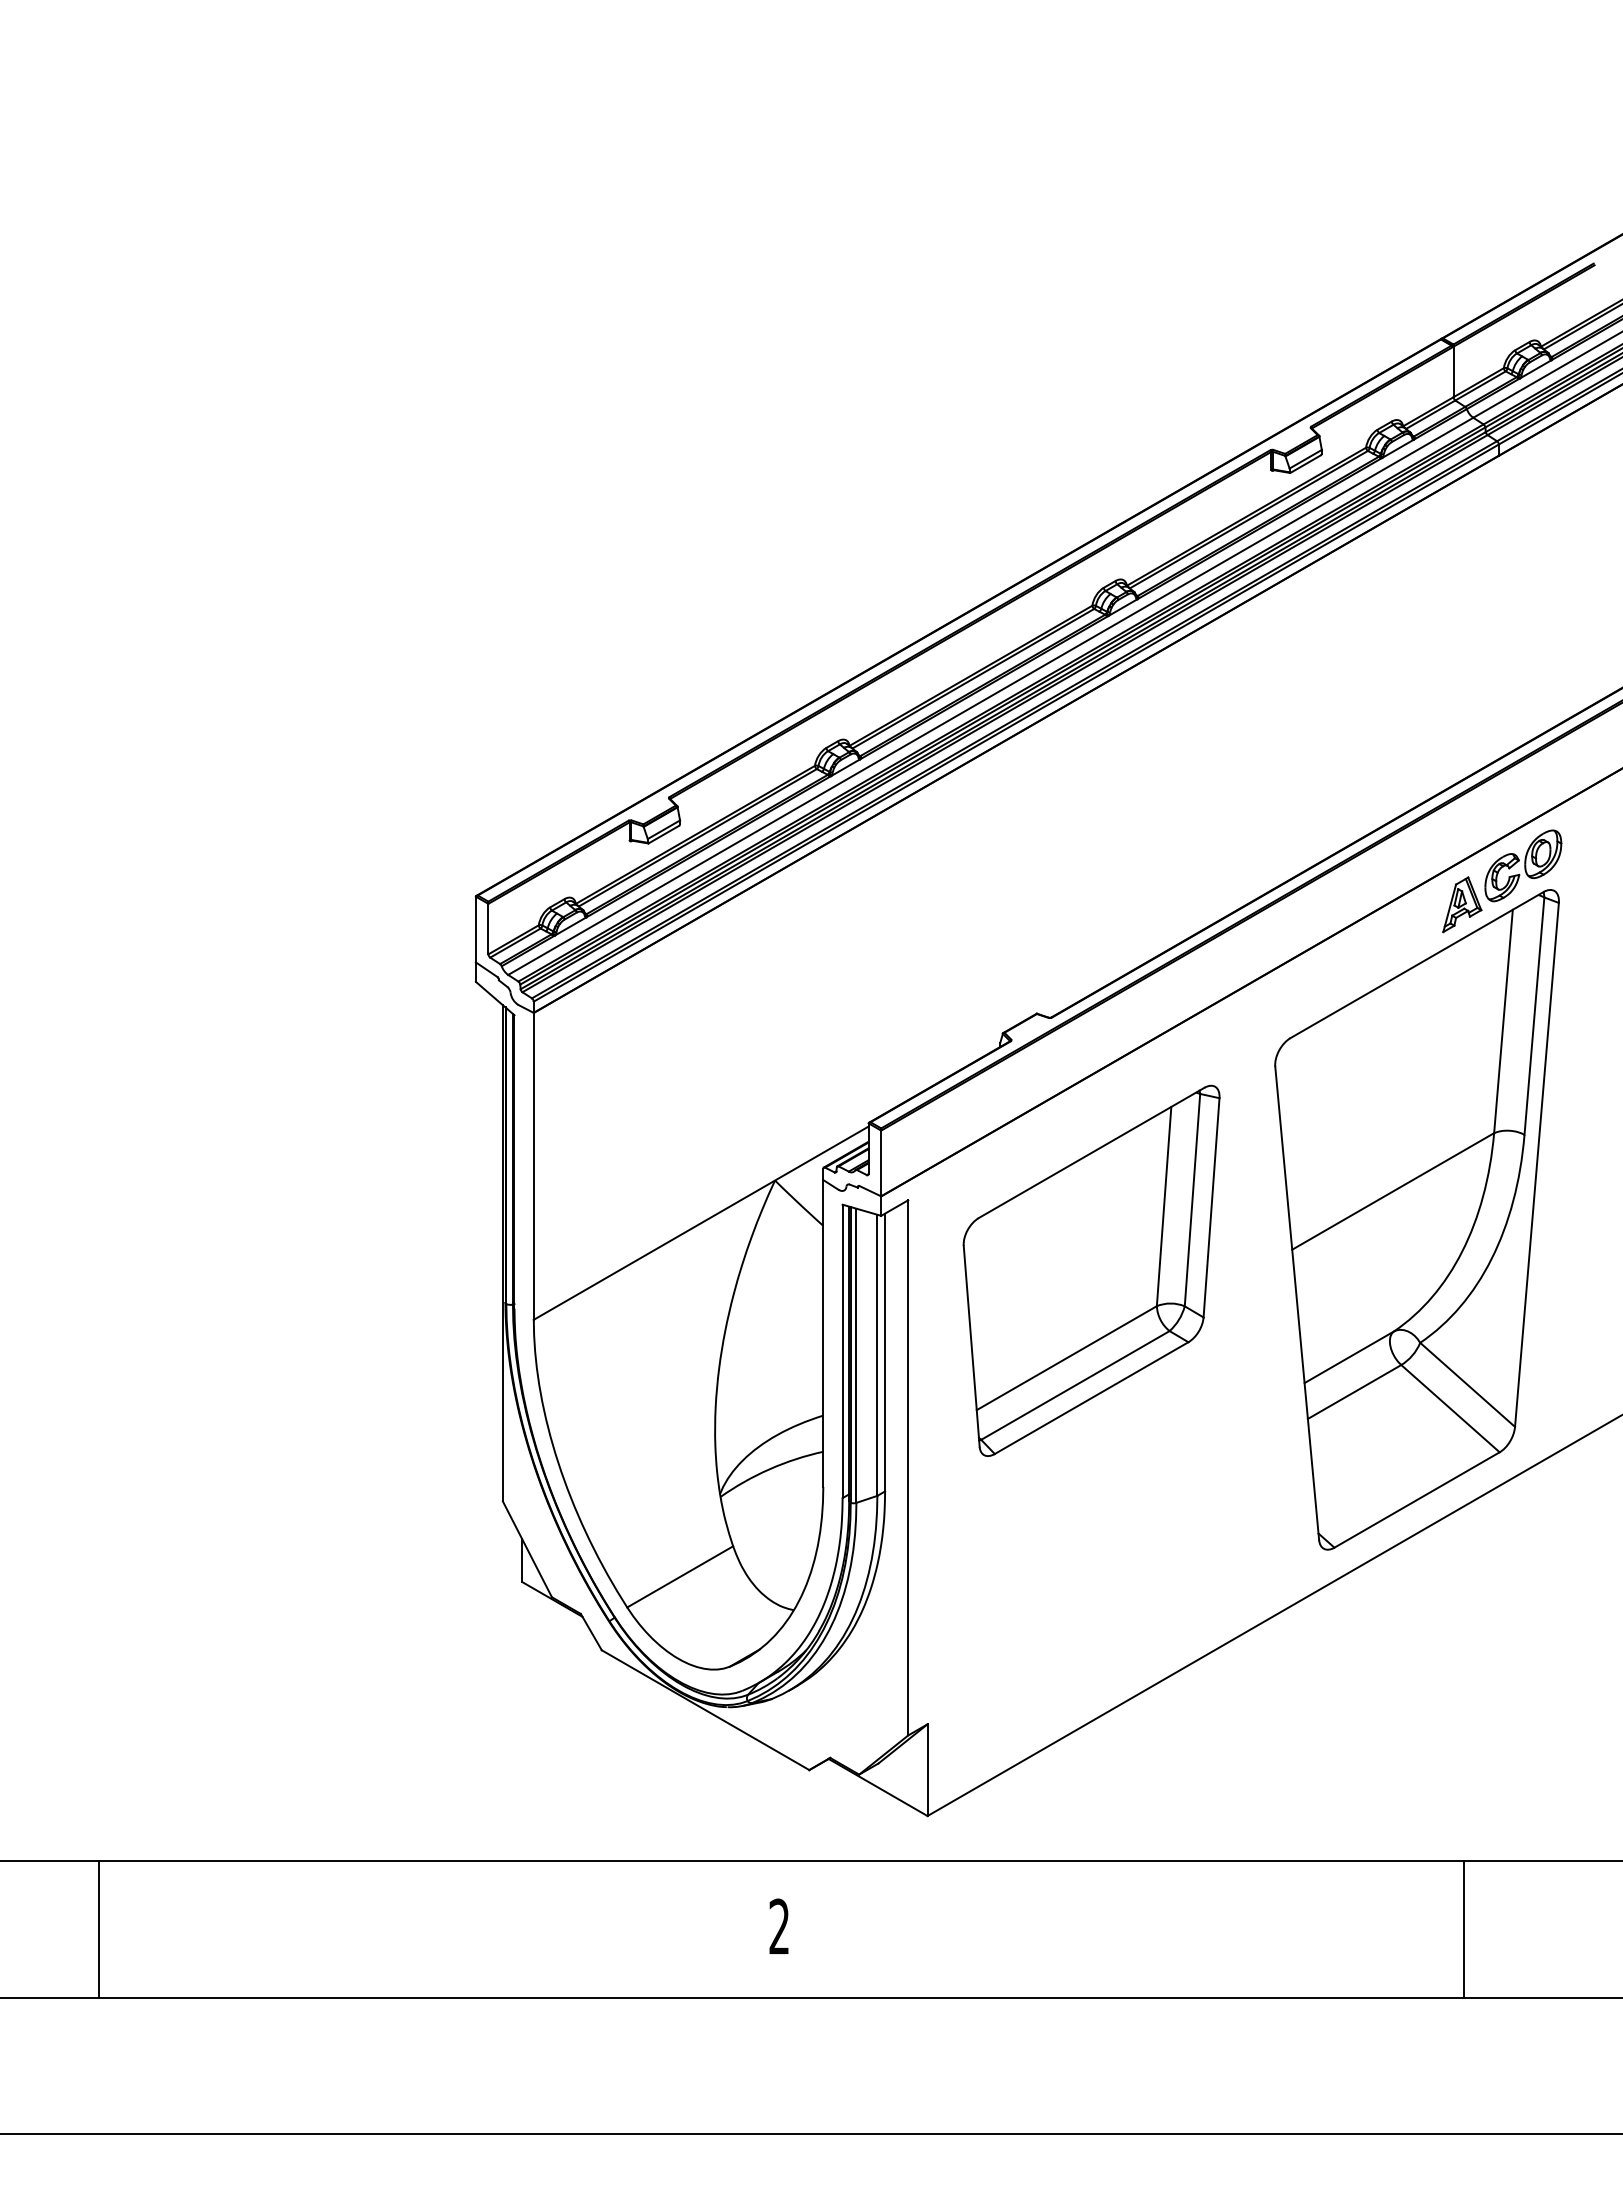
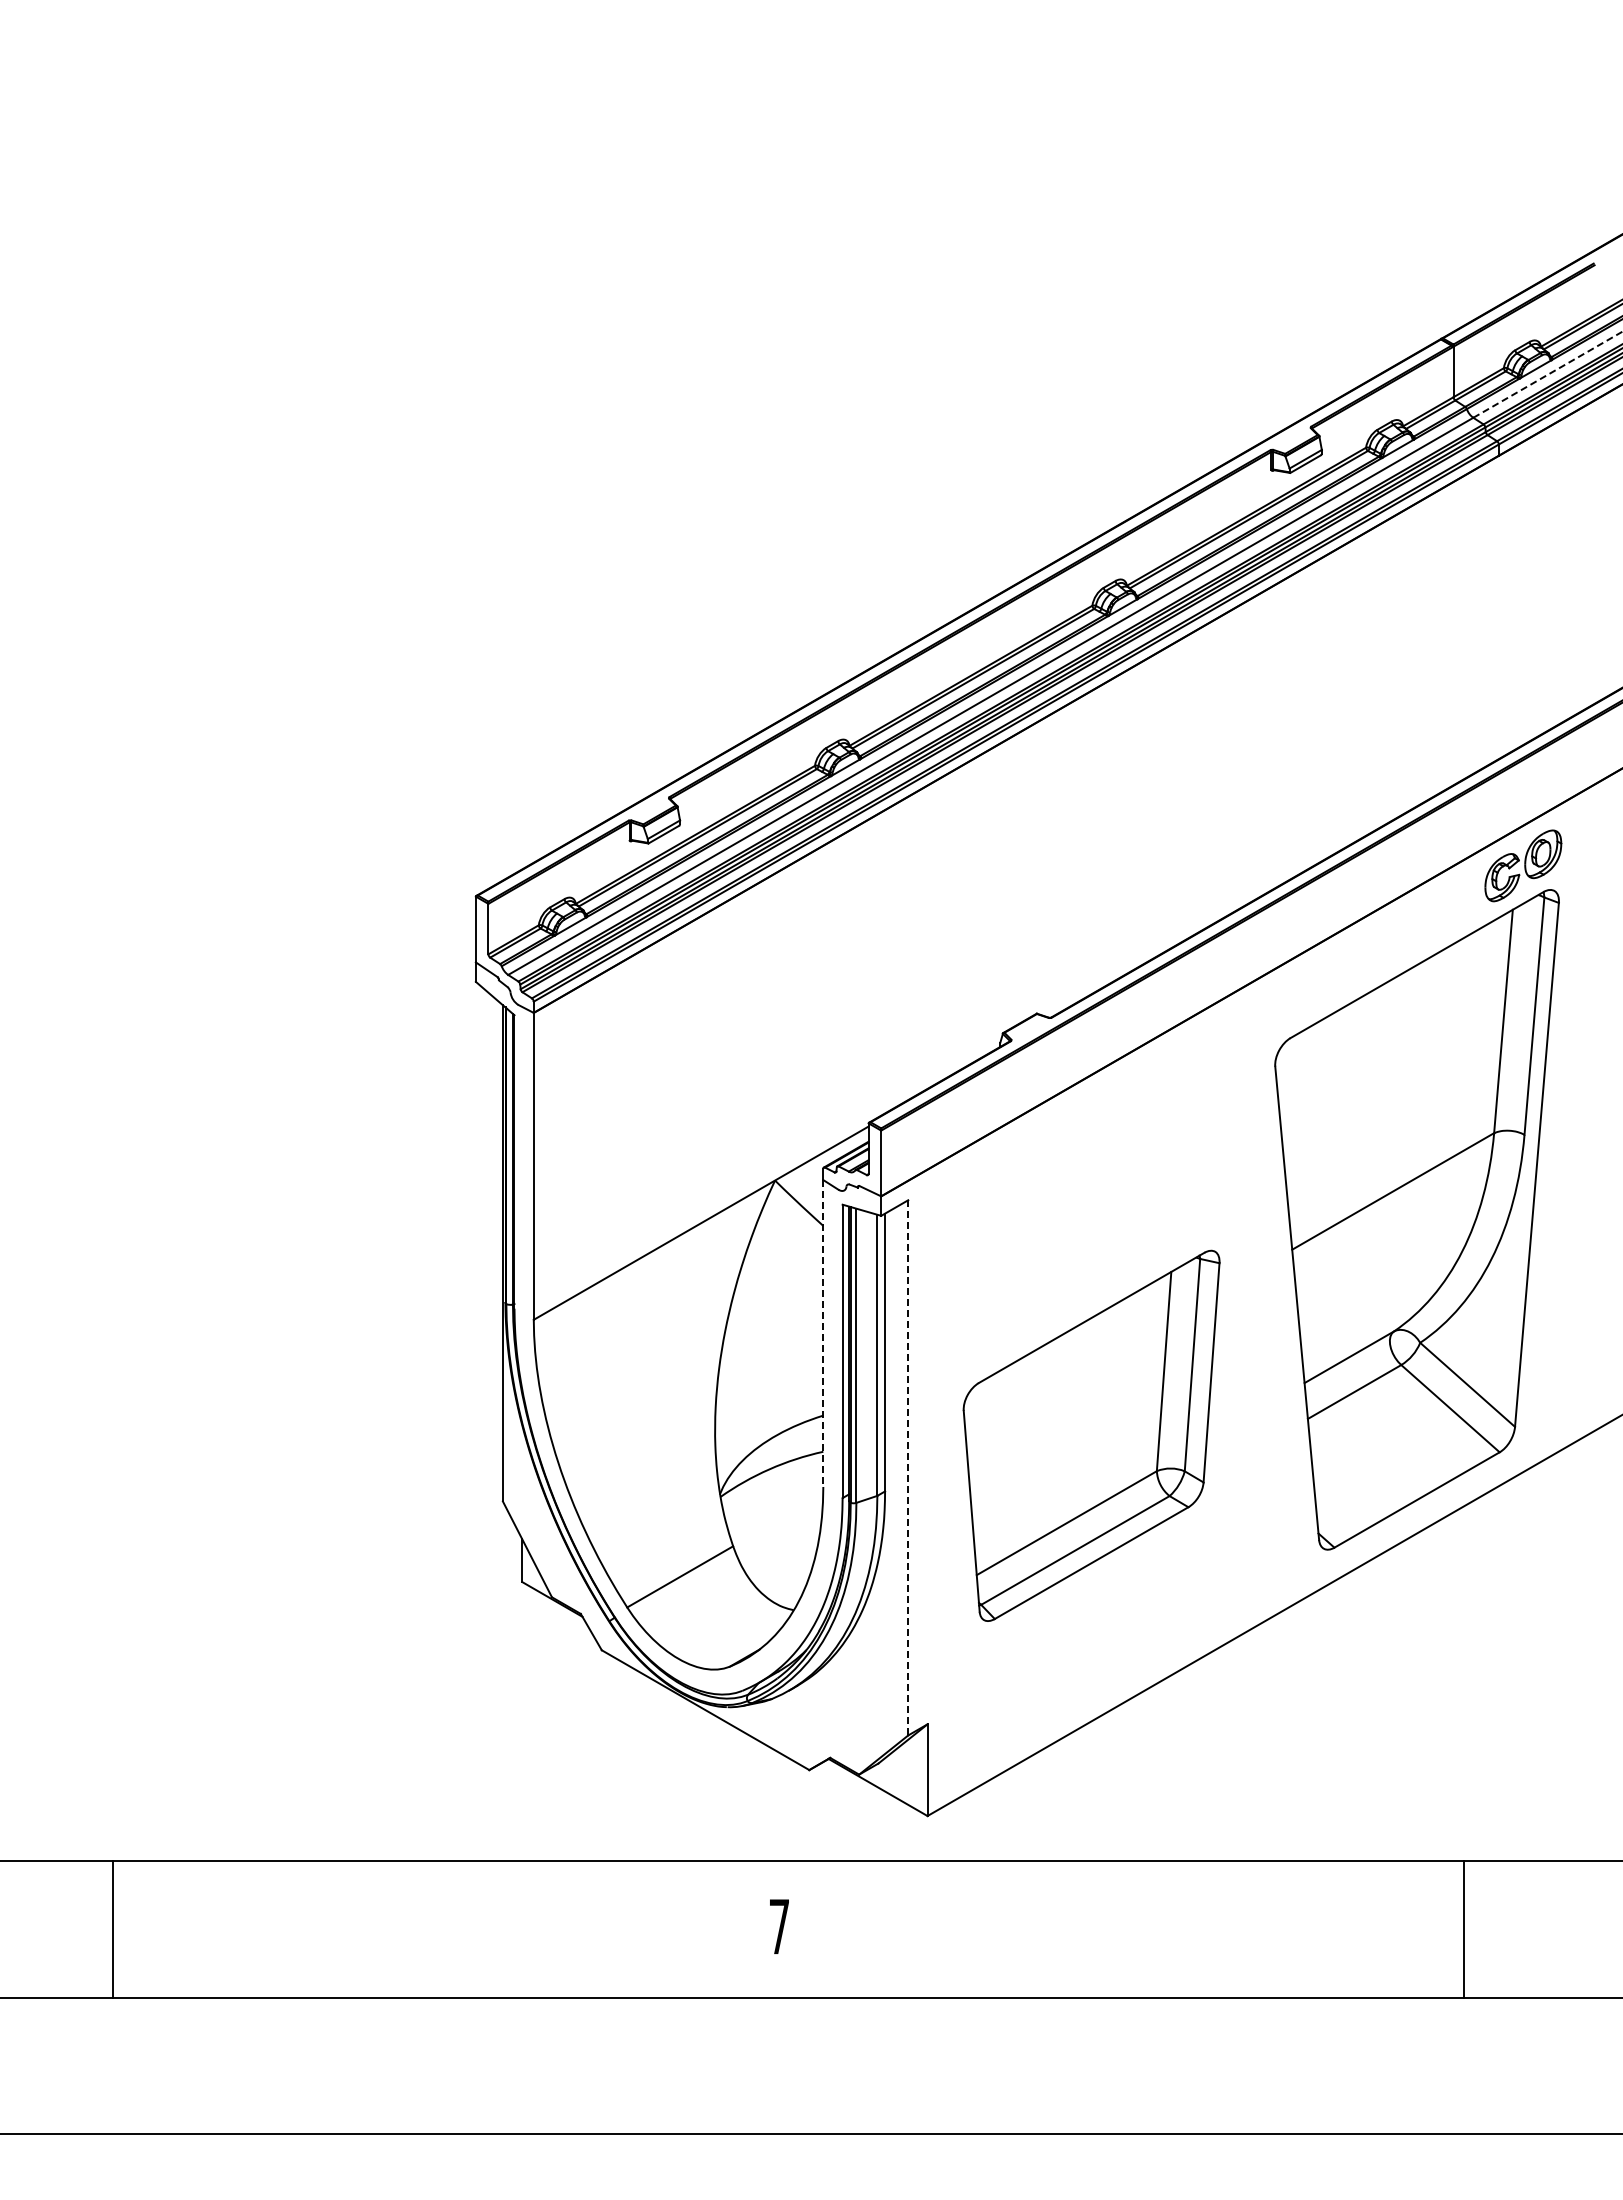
line: solid -> dashed (1547, 374)
part: present -> none (1462, 904)
part position: (1091, 1270) -> (1091, 1435) (1091, 1435)
line: solid -> dashed (823, 1334)
line: solid -> dashed (908, 1467)
text: 2 -> 7 (778, 1926)
line position: (98, 1929) -> (112, 1929) (112, 1929)
